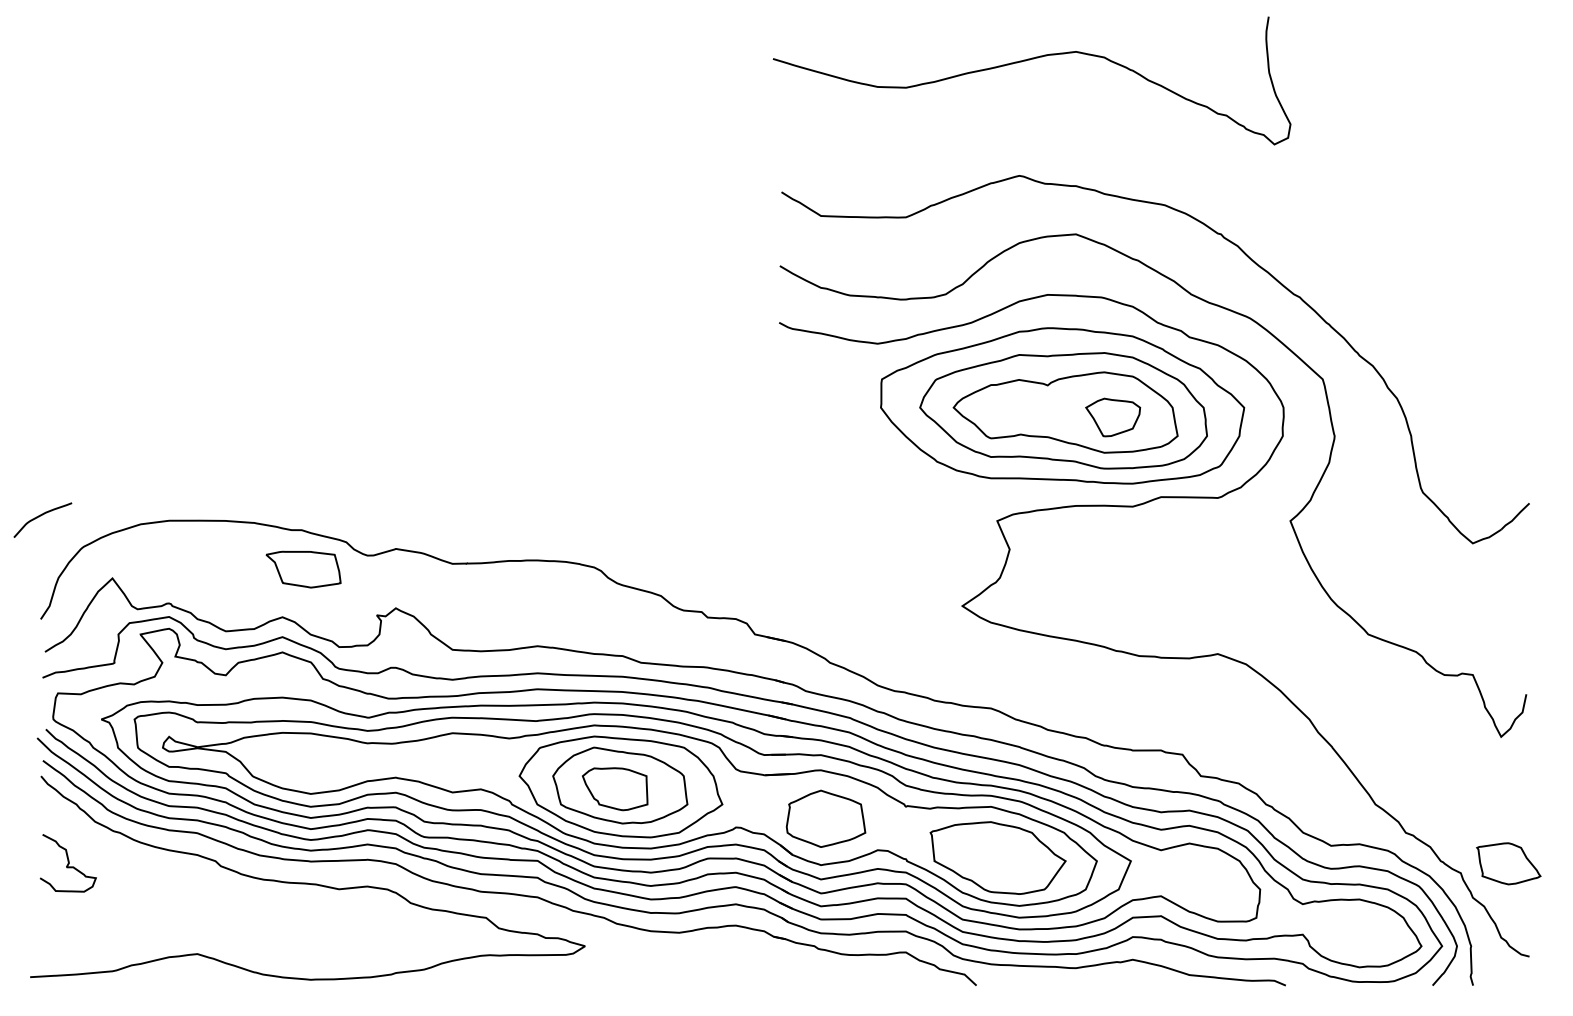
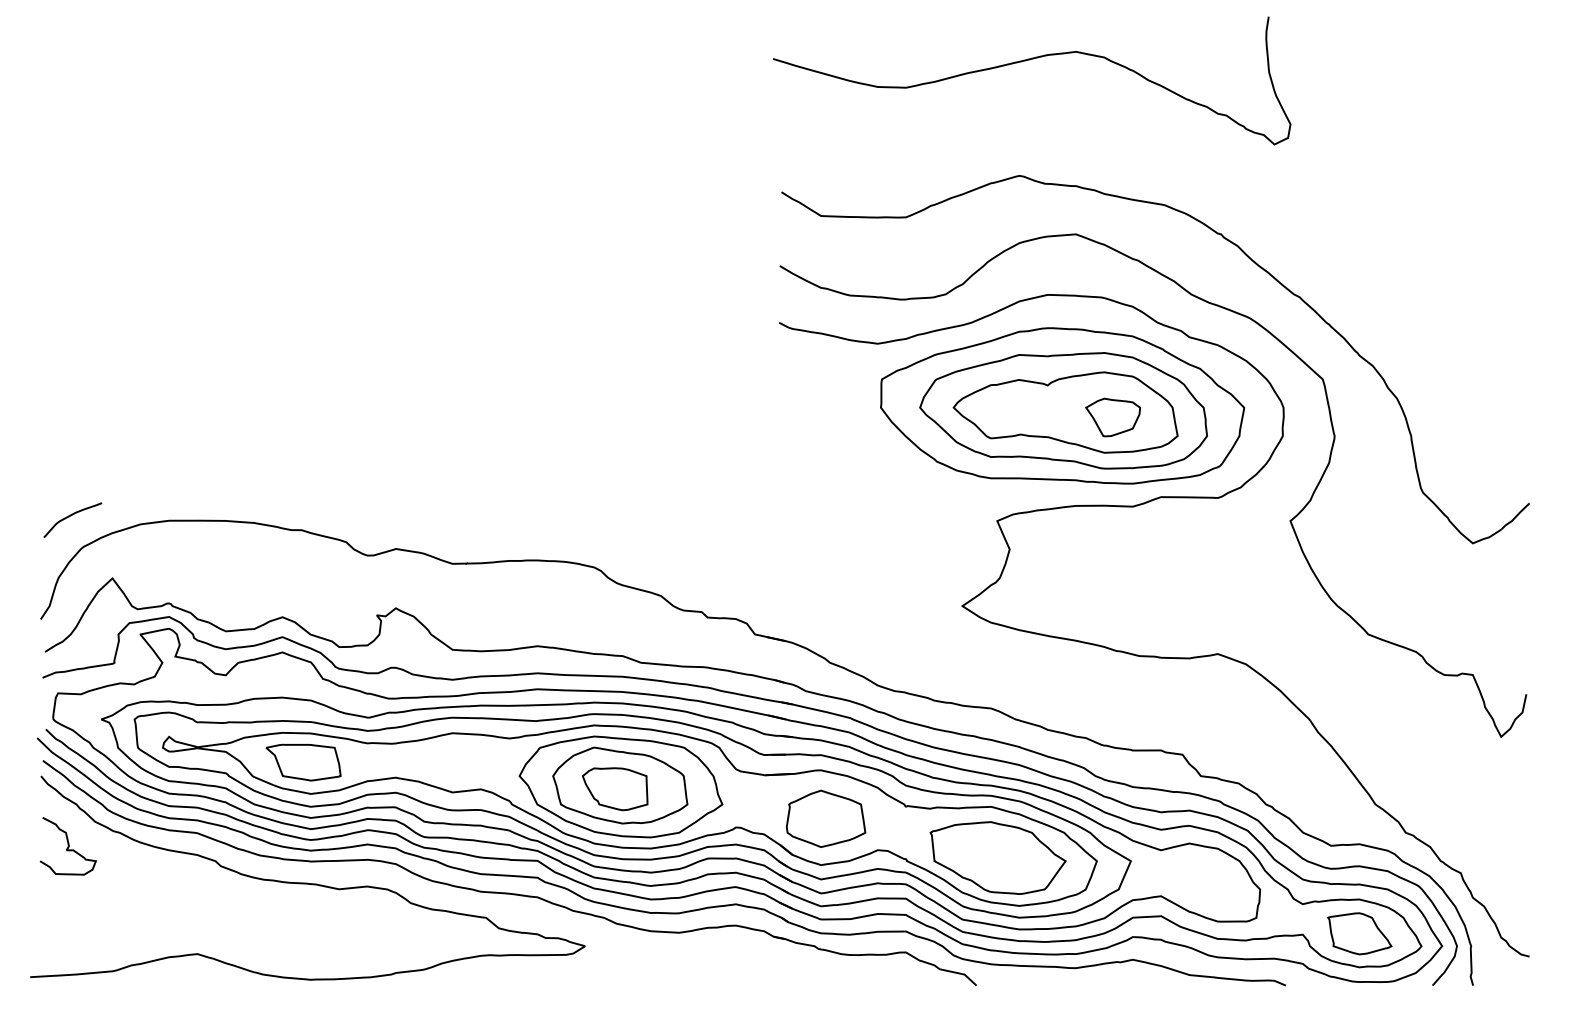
curve position: (41, 516) -> (71, 516) (71, 516)
part position: (303, 569) -> (303, 762) (303, 762)
curve position: (67, 863) -> (67, 846) (67, 846)
part position: (1508, 863) -> (1359, 933) (1359, 933)
